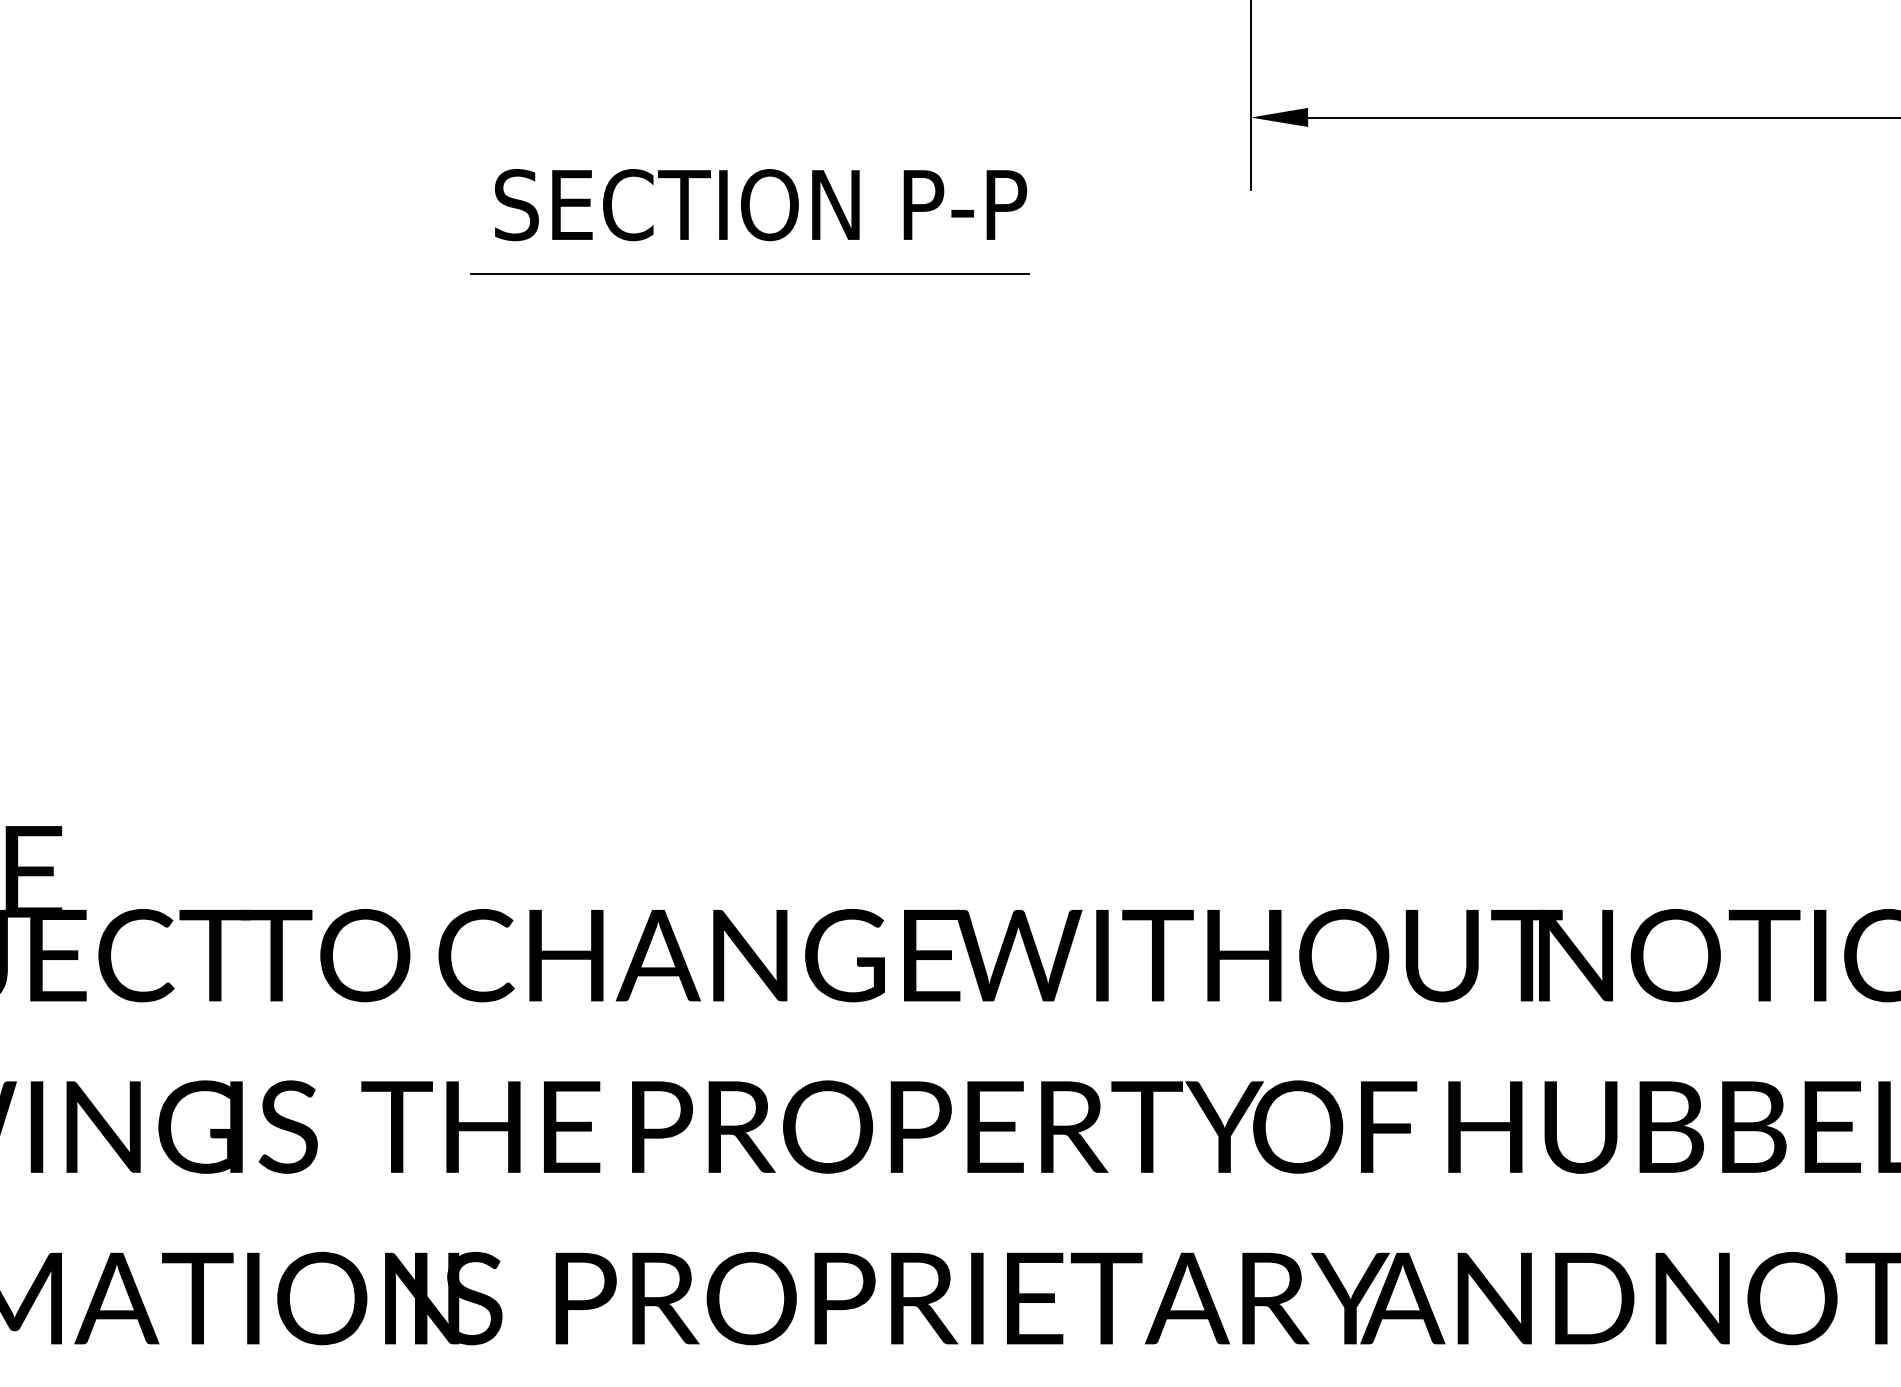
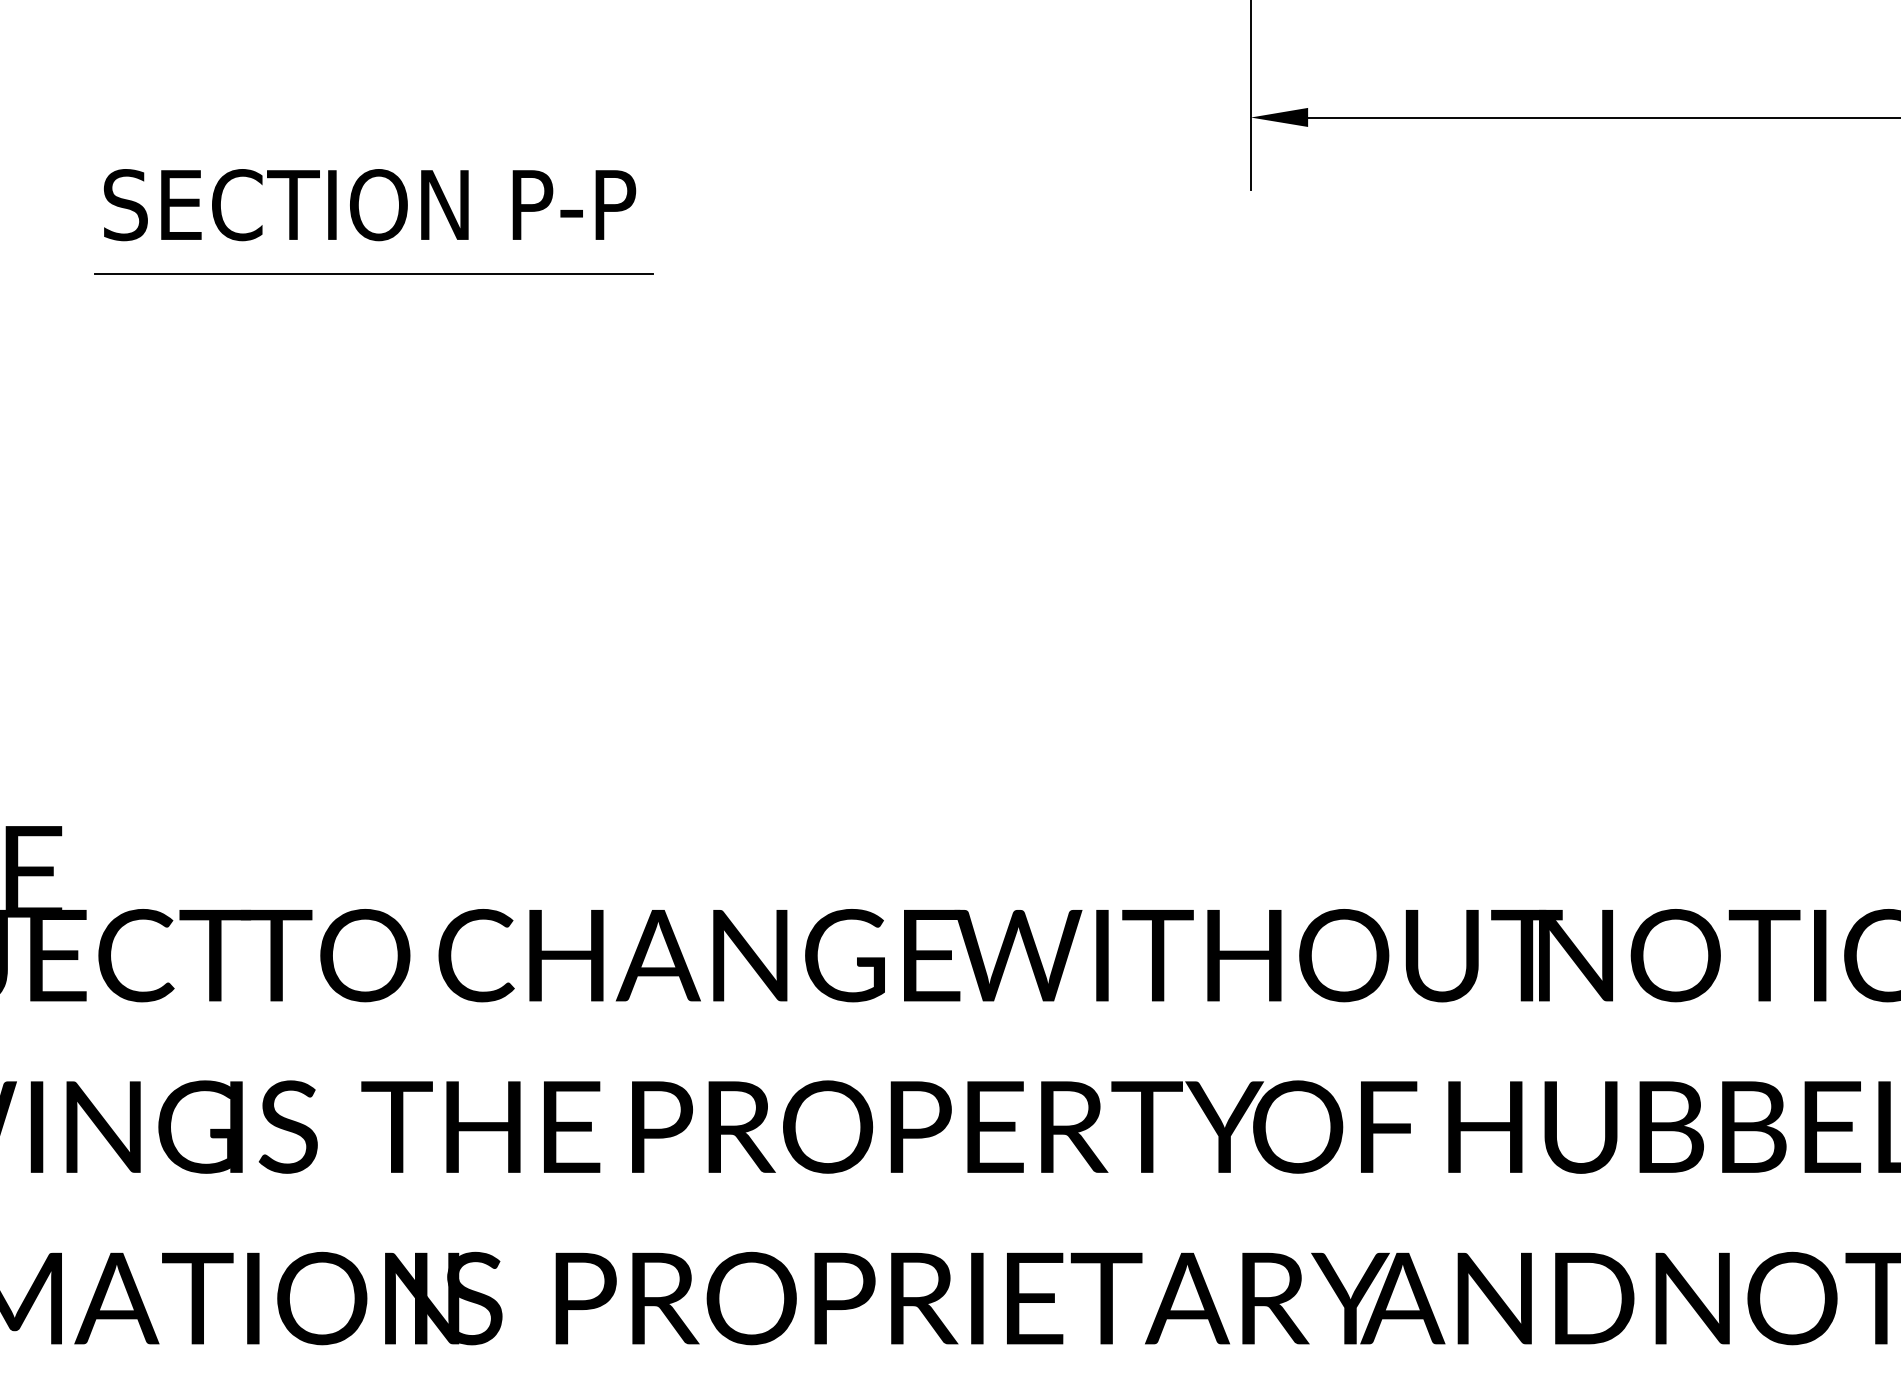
text position: (761, 205) -> (370, 205) (370, 205)
line position: (749, 273) -> (373, 273) (373, 273)
